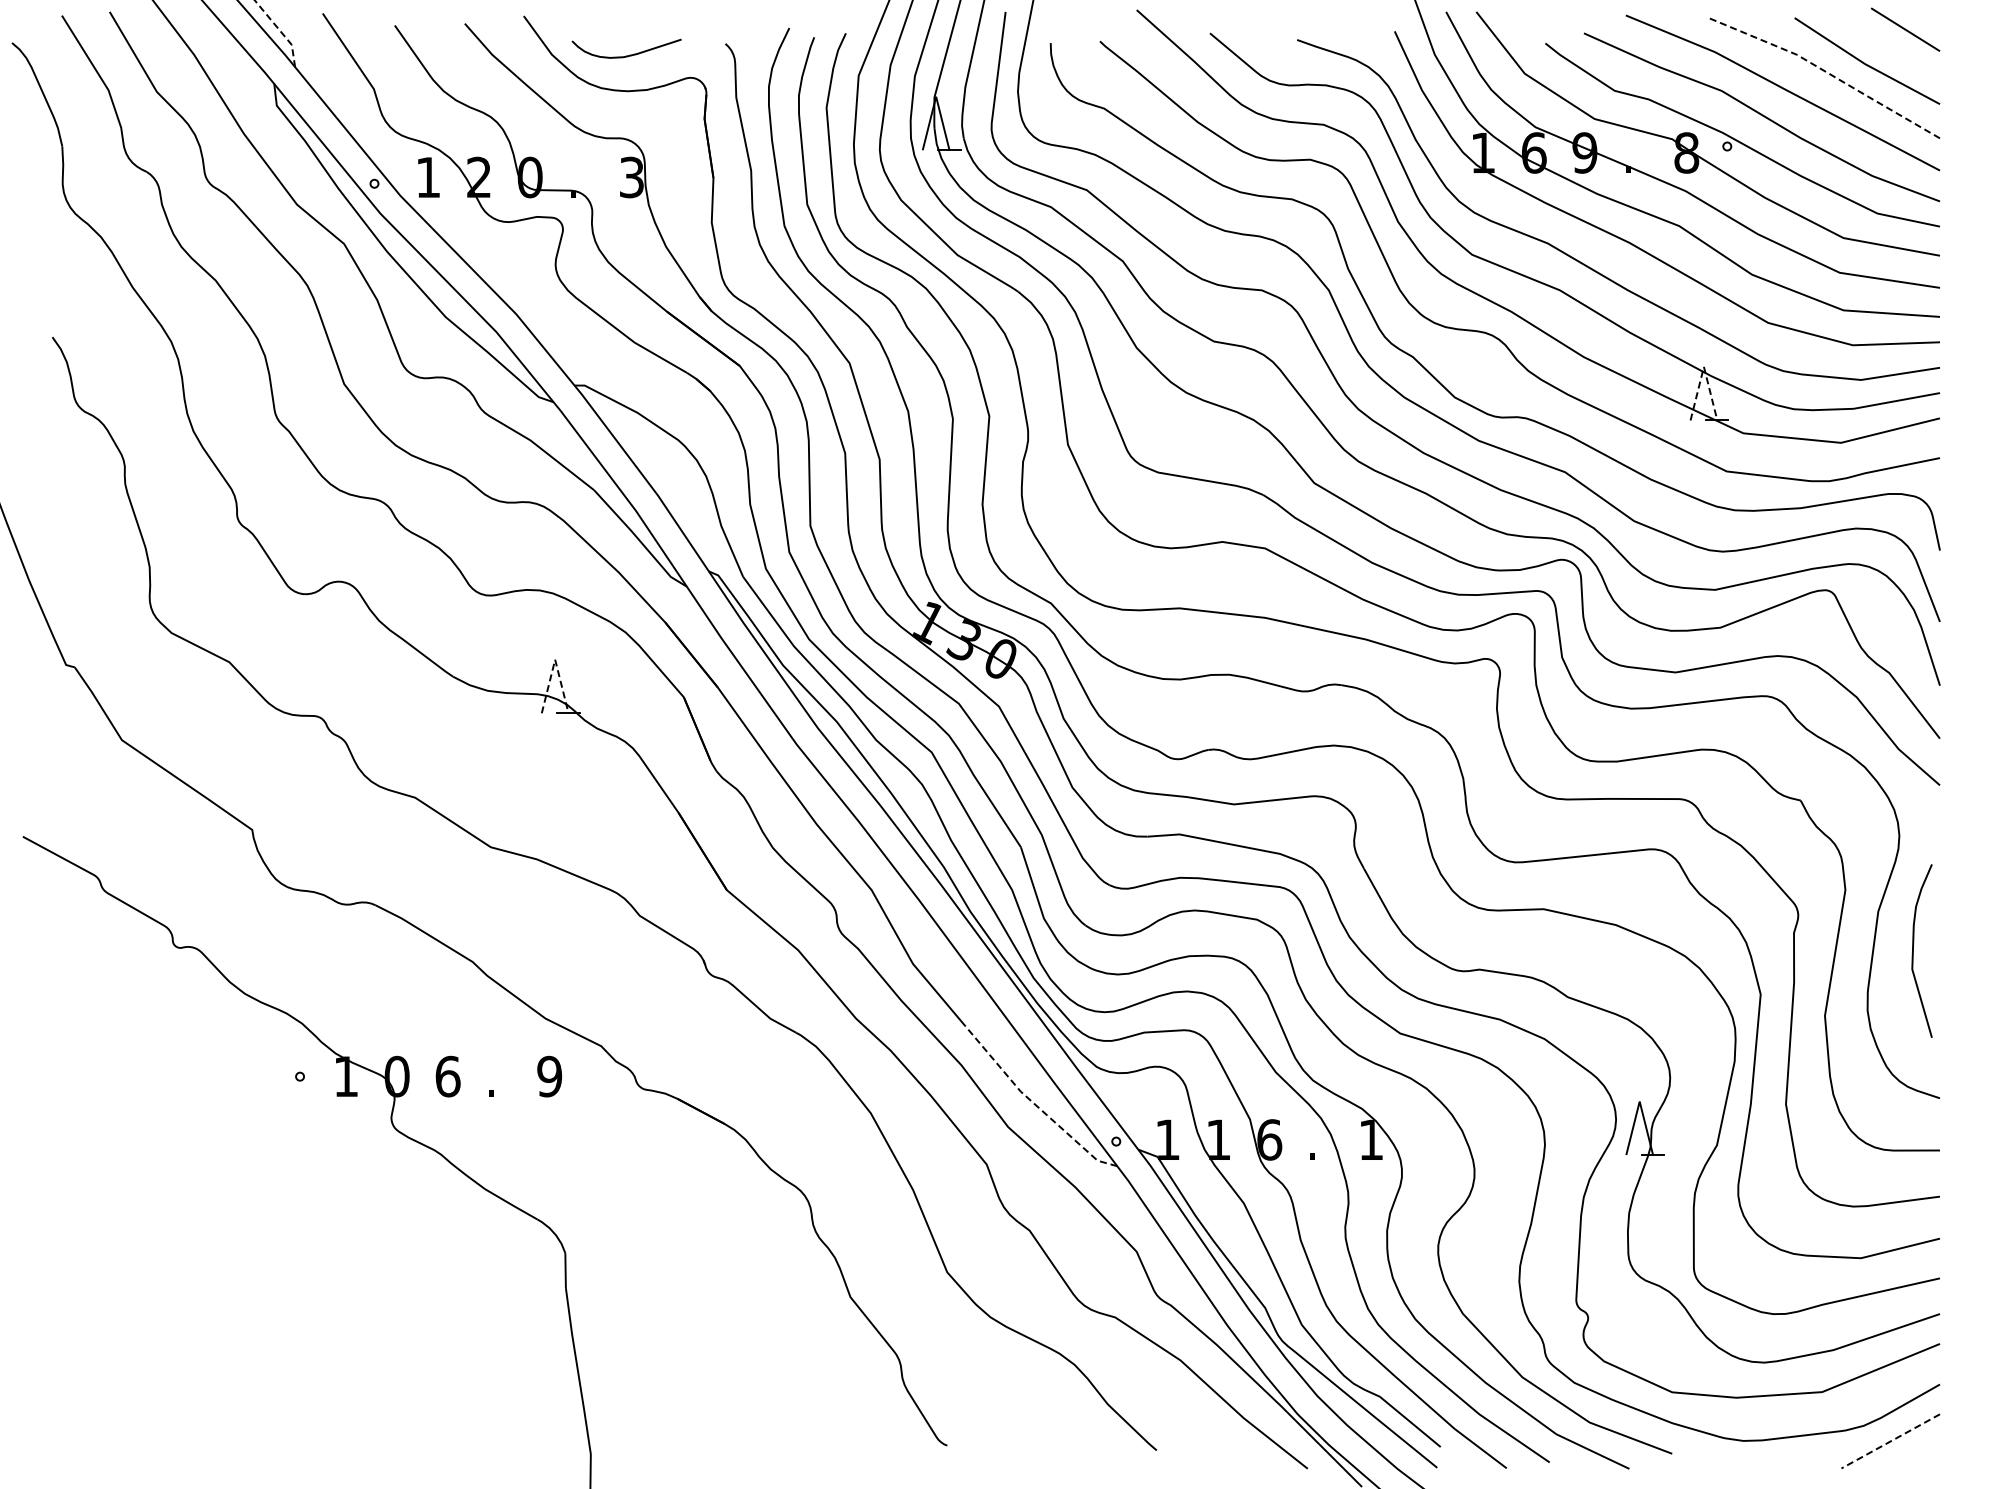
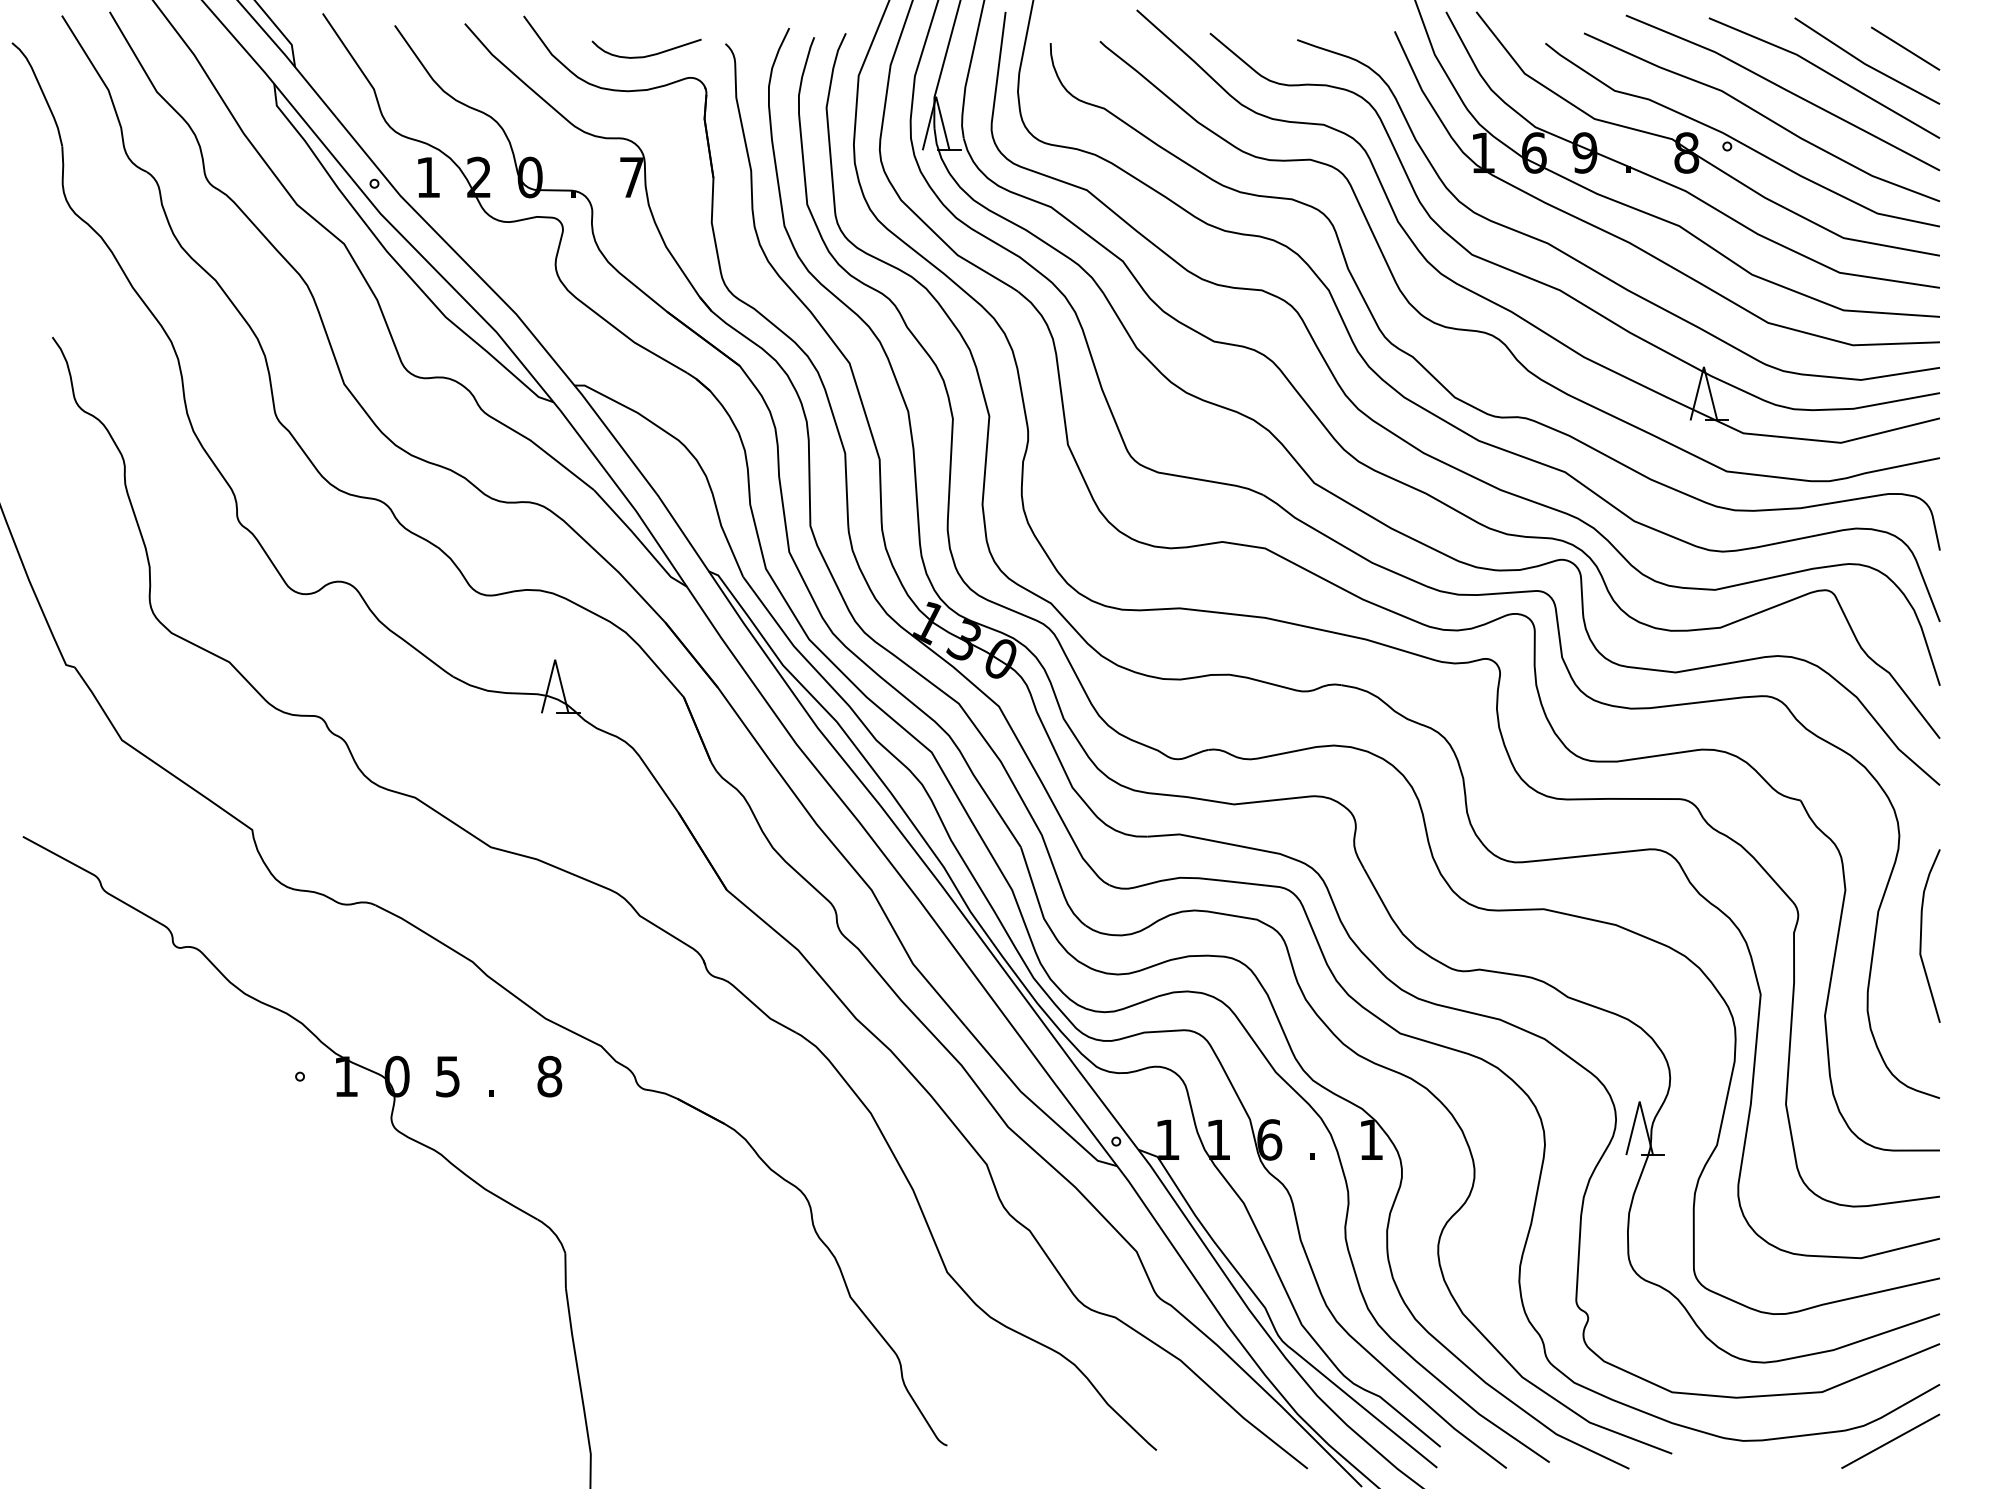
line position: (1905, 29) -> (1905, 48) (1905, 48)
line: dashed -> solid (281, 31)
curve position: (629, 54) -> (649, 54) (649, 54)
line: dashed -> solid (1826, 72)
text: 3 -> 7 (631, 177)
line: dashed -> solid (1703, 366)
line: dashed -> solid (555, 659)
curve position: (1913, 950) -> (1921, 935) (1921, 935)
text: 6 -> 5 (447, 1076)
text: 9 -> 8 (549, 1076)
line: dashed -> solid (1034, 1104)
line: dashed -> solid (1890, 1441)
